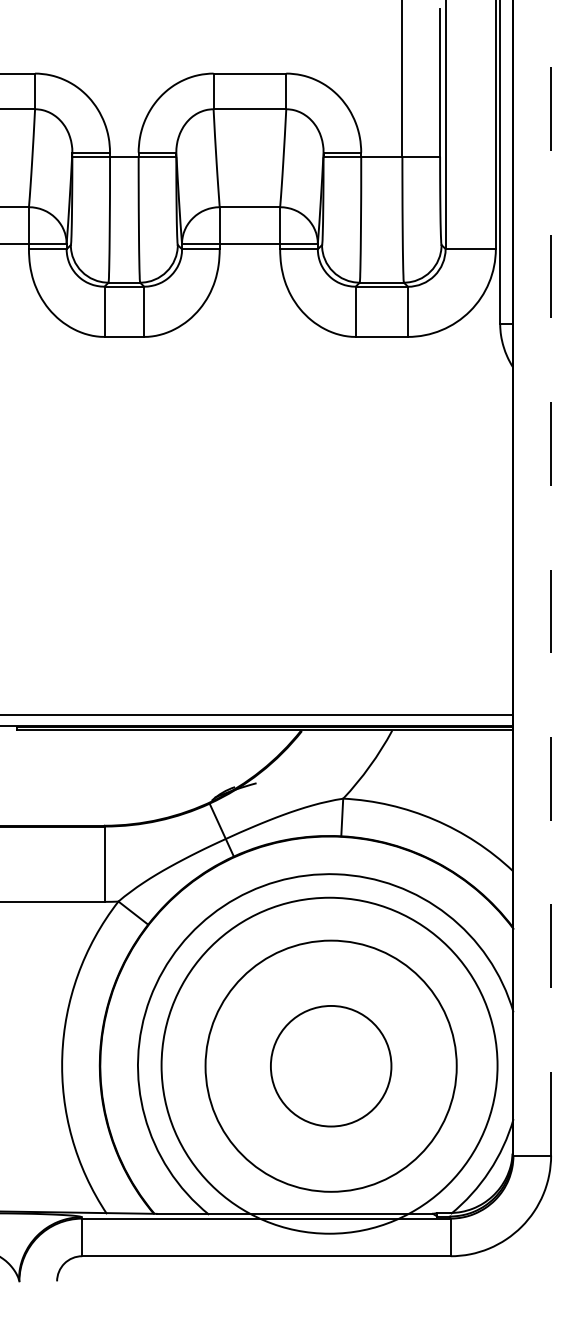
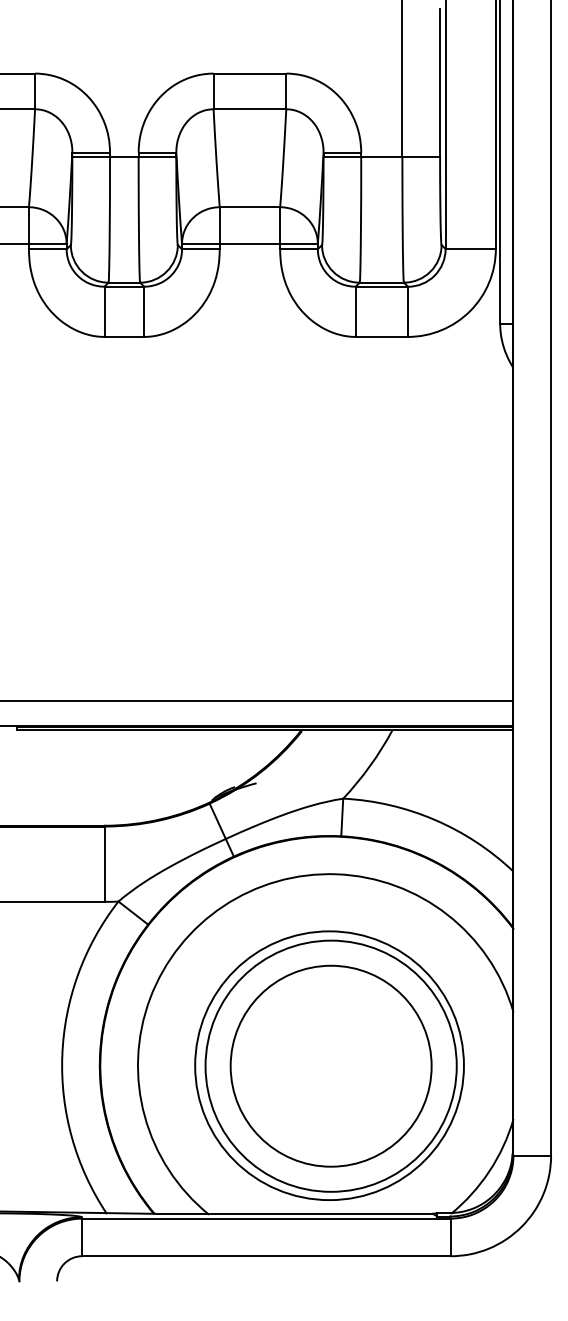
line: dashed -> solid (551, 577)
line position: (257, 714) -> (257, 700) (257, 700)
circle diameter: 336 px -> 269 px (329, 1065)
circle diameter: 121 px -> 201 px (330, 1065)
